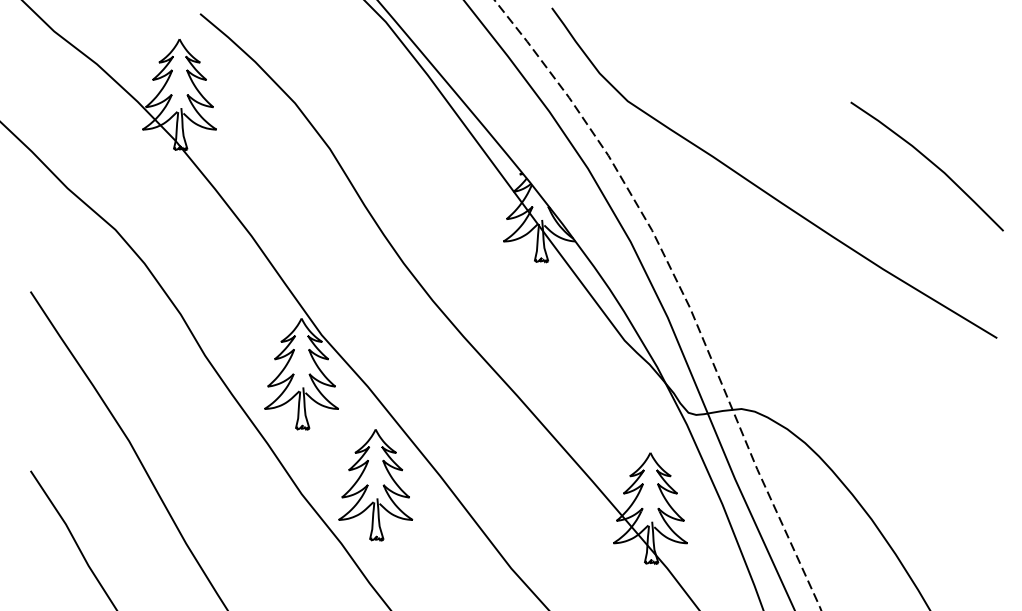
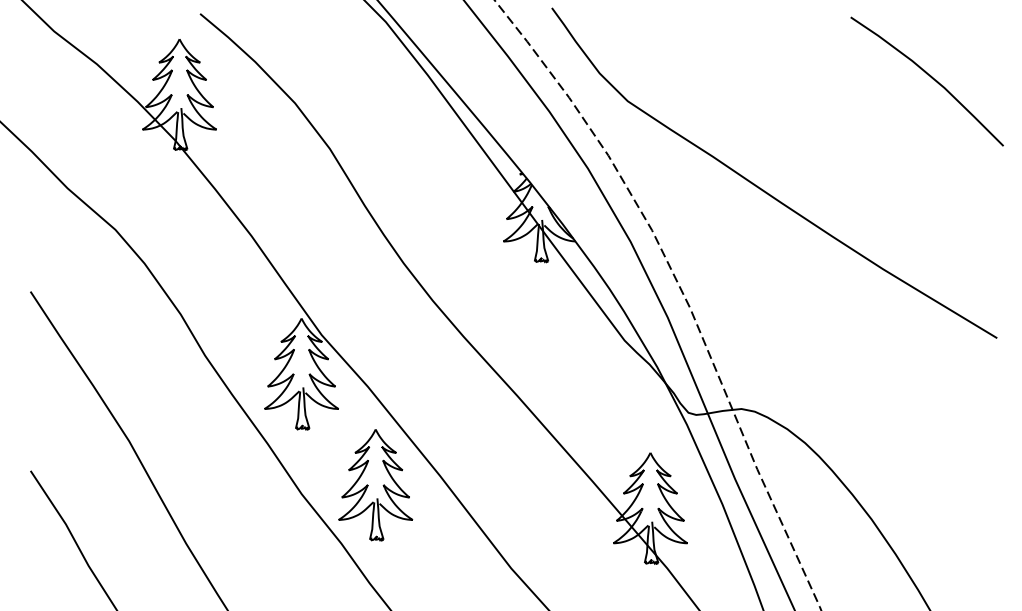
curve position: (930, 162) -> (930, 77) (930, 77)
